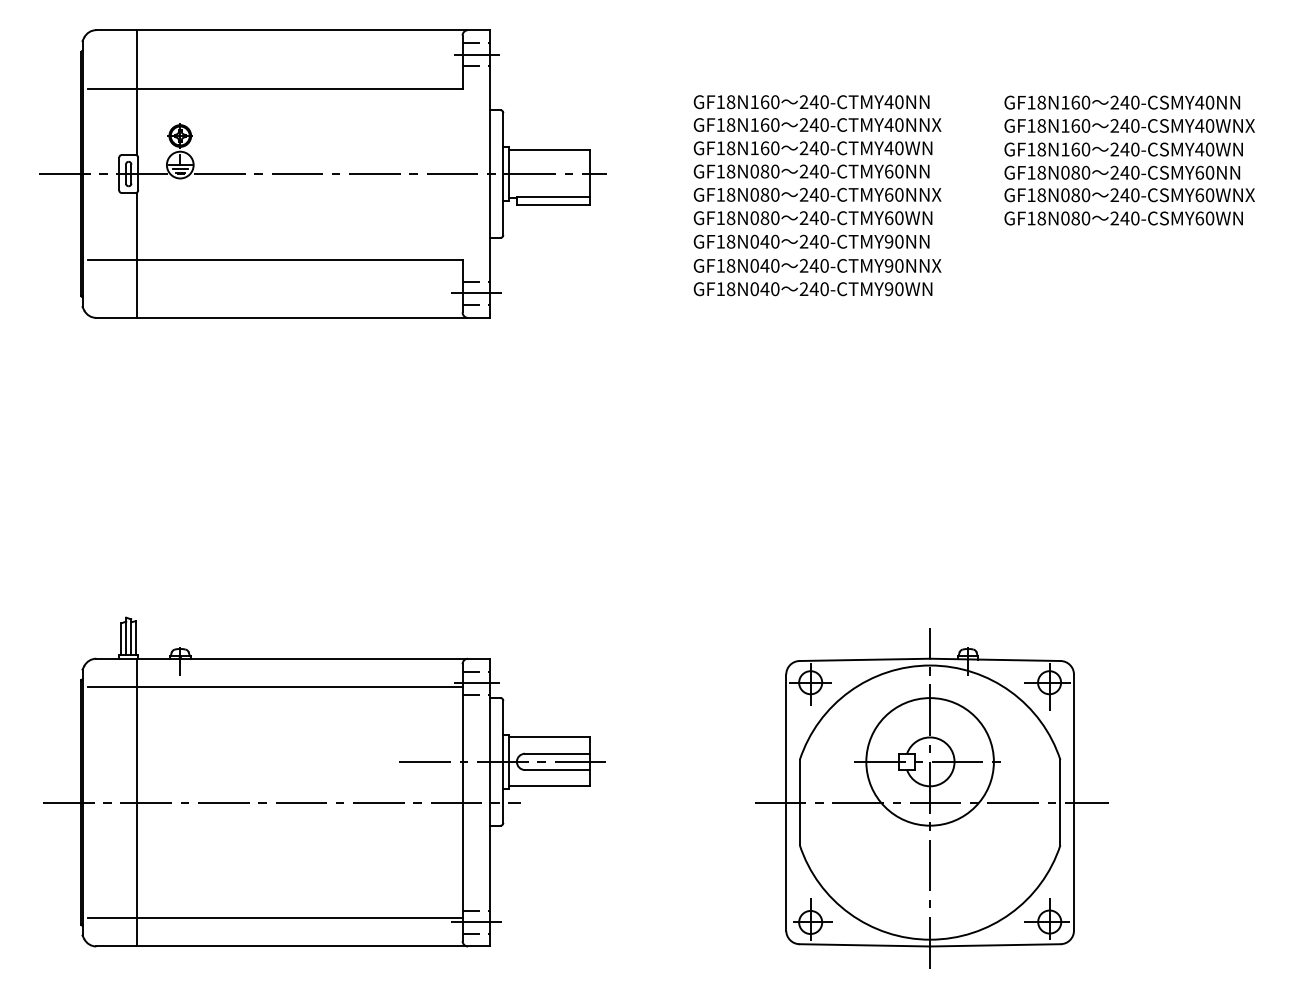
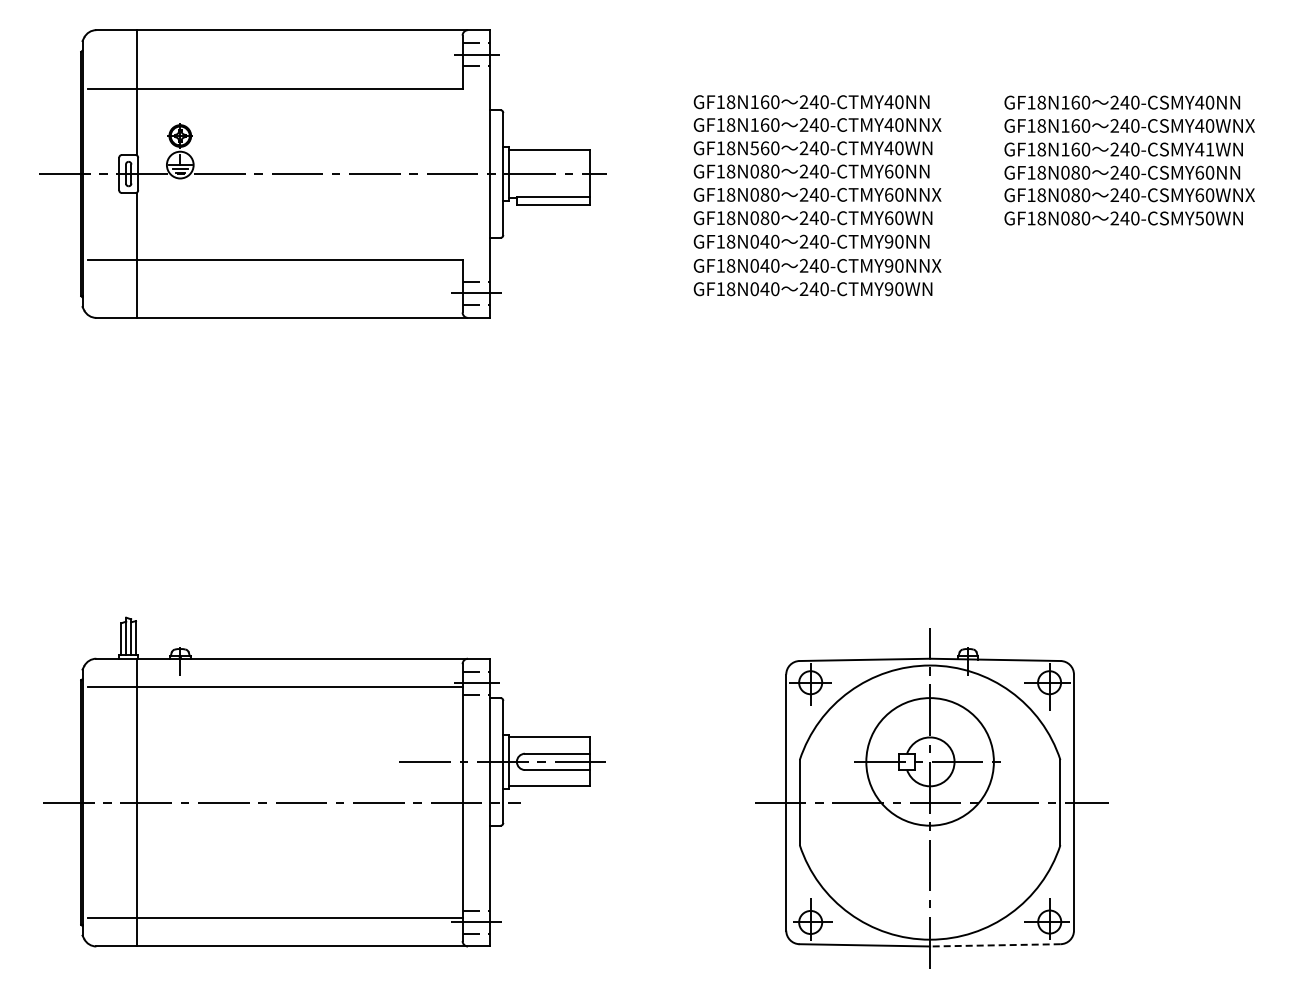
text: GF18N160 -> GF18N560 (754, 148)
text: 240-CSMY40WN -> 240-CSMY41WN (1209, 149)
text: 240-CSMY60WN -> 240-CSMY50WN (1199, 218)
line: solid -> dashed (994, 945)
